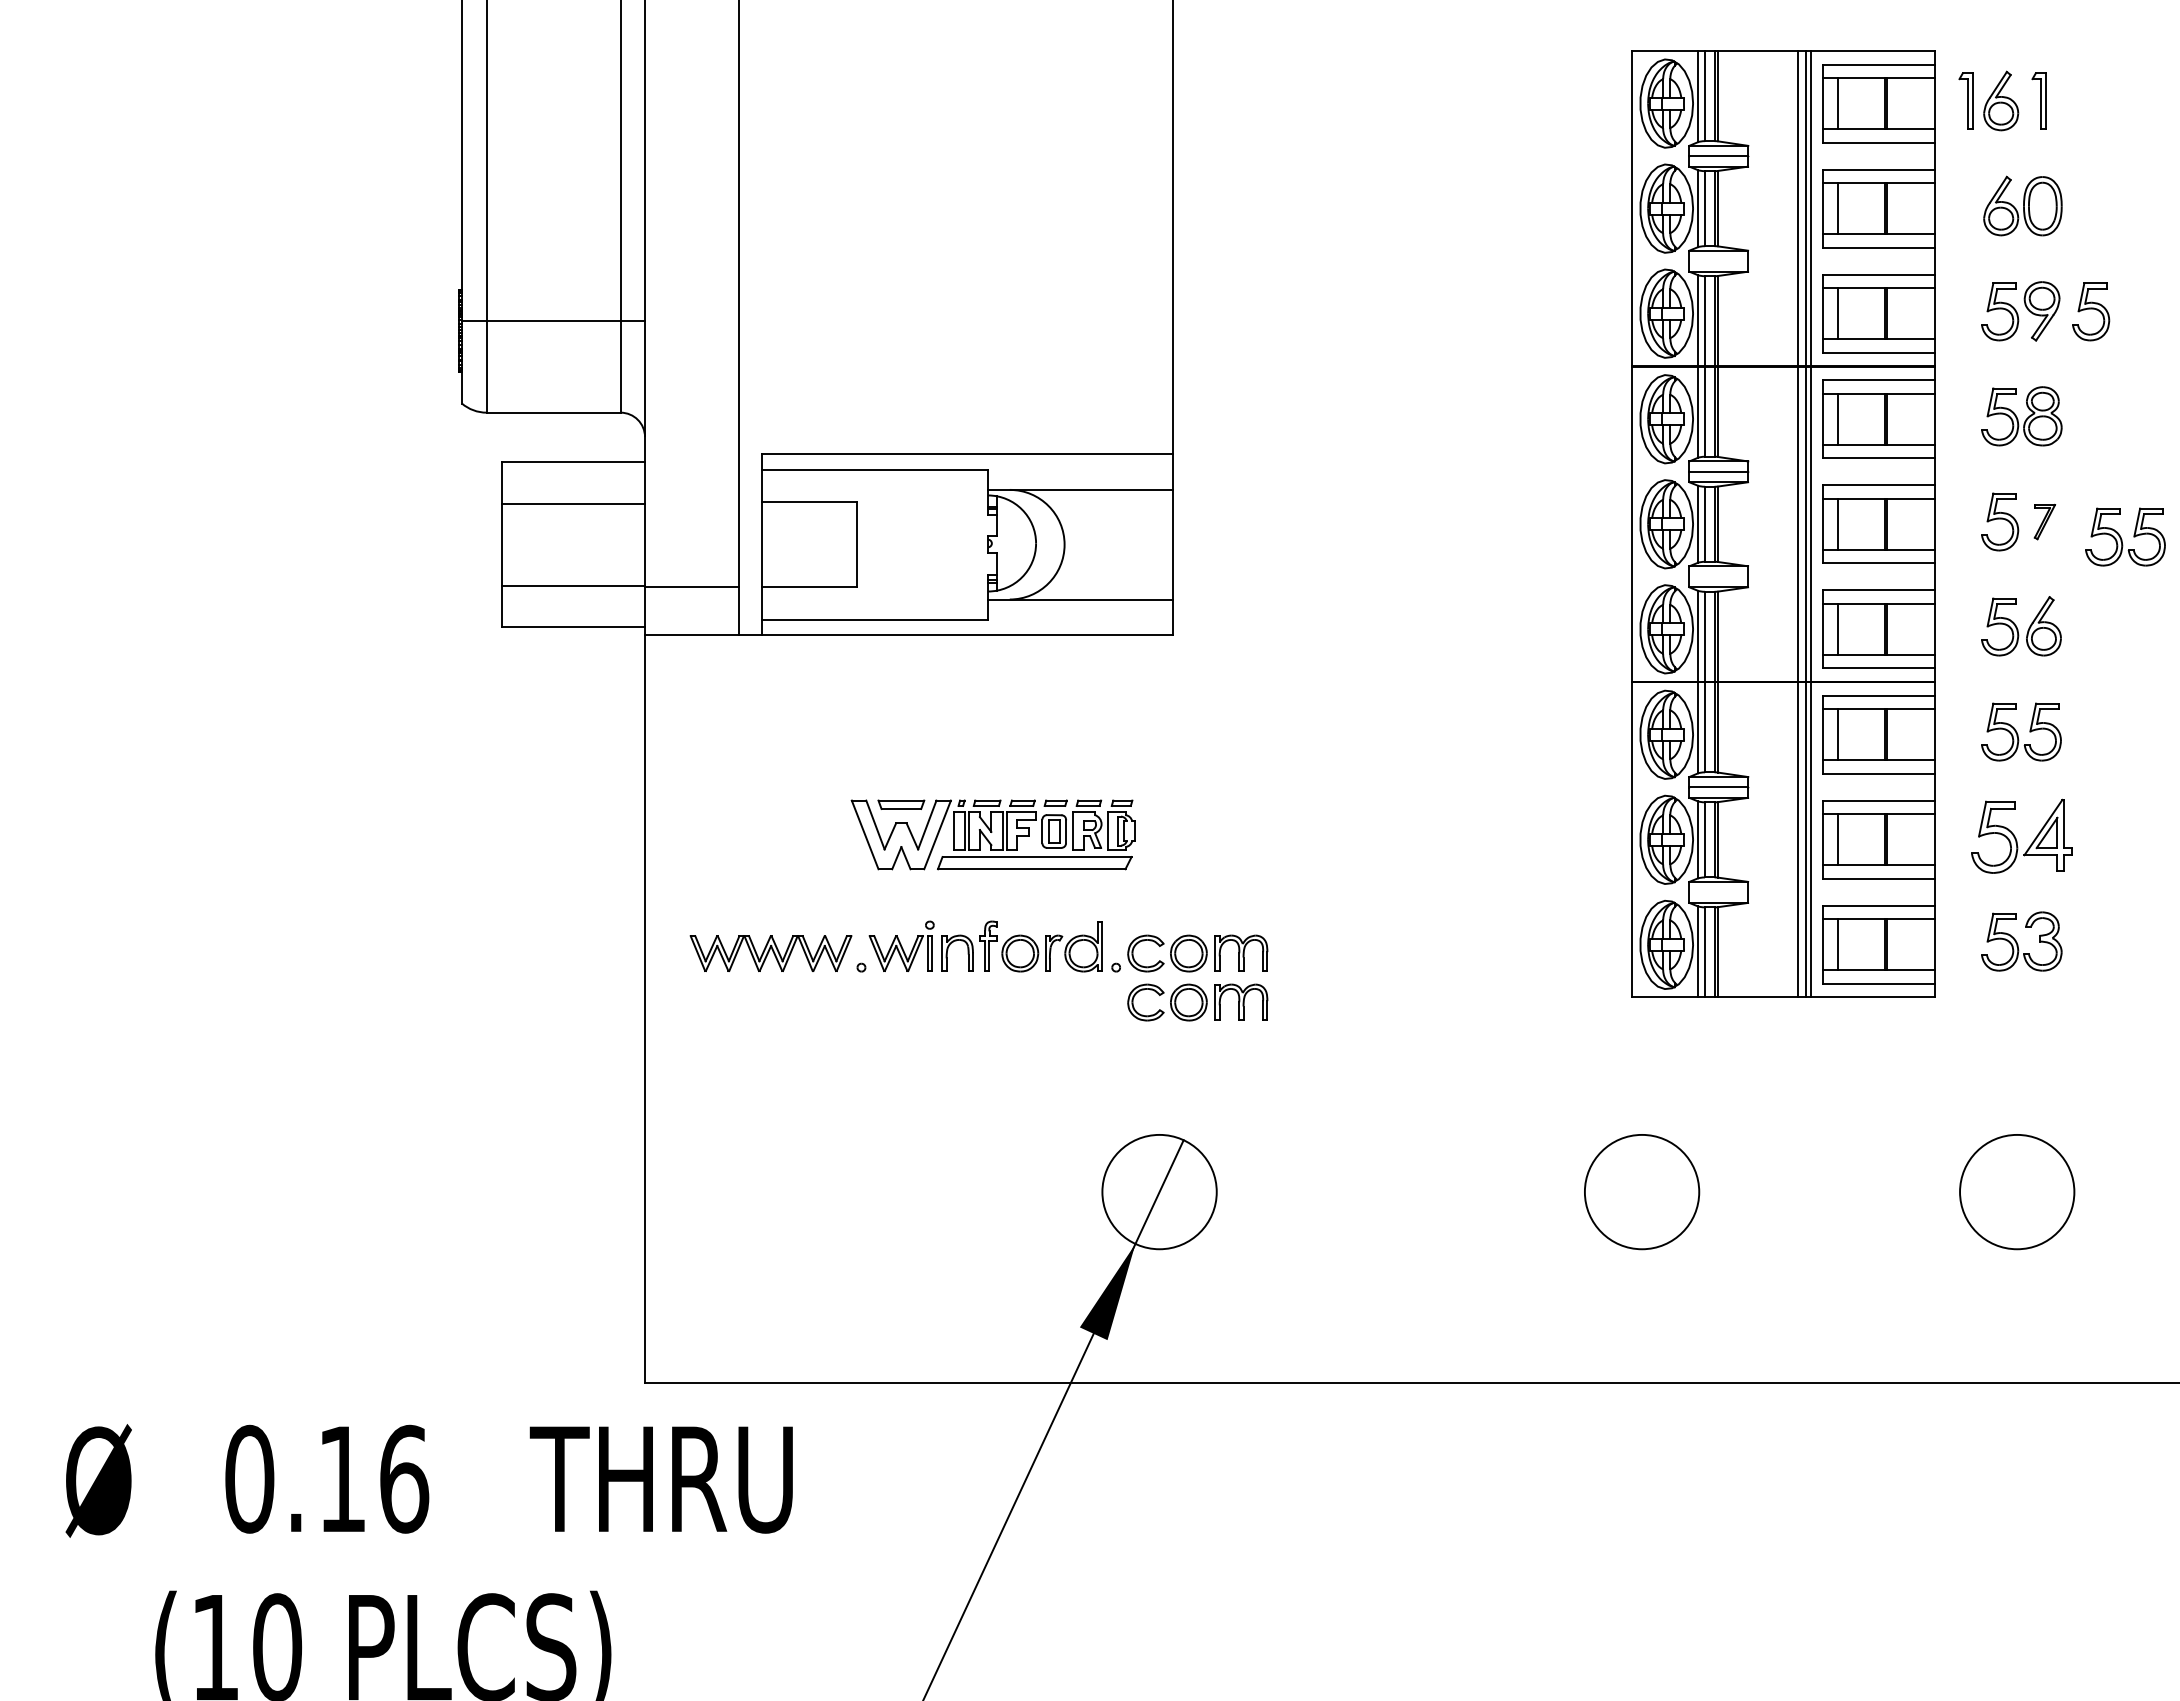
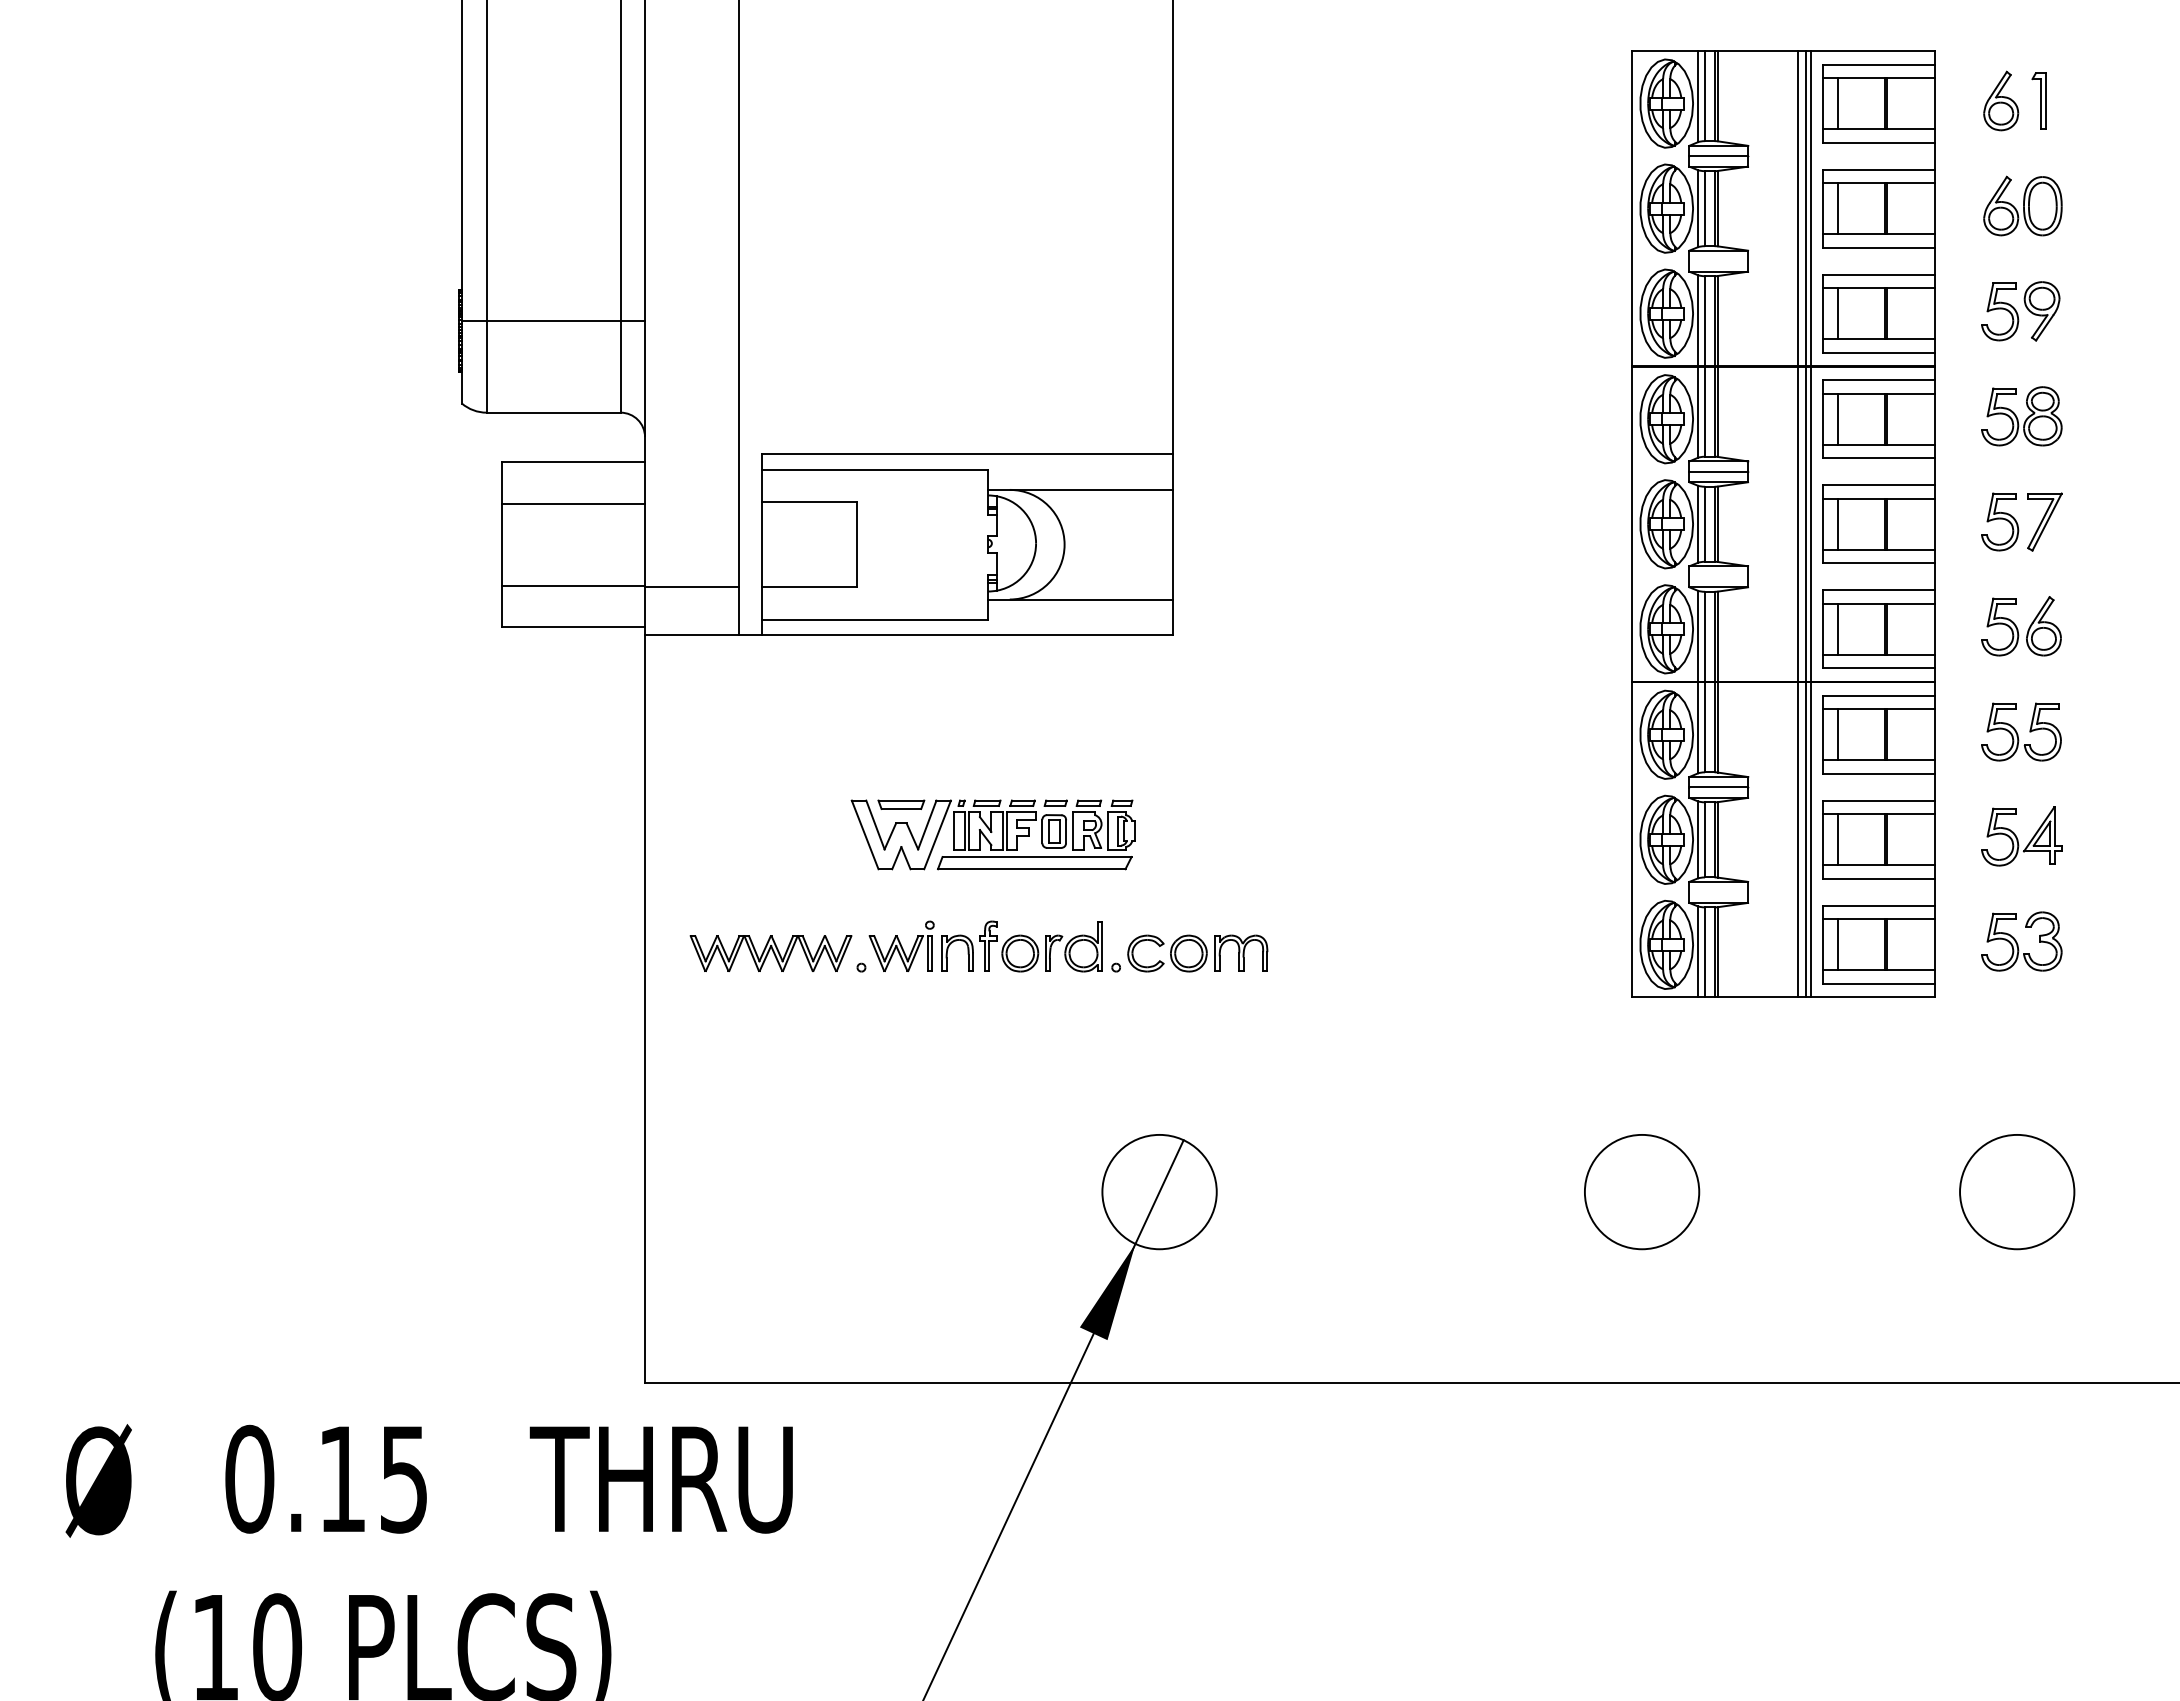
part: present -> none (1965, 100)
part: present -> none (2091, 311)
part size: 24x38 px -> 36x60 px (2044, 521)
part: present -> none (2125, 536)
part size: 102x76 px -> 82x61 px (2021, 836)
part: present -> none (1197, 1002)
text: 0.16 -> 0.15 (404, 1478)
